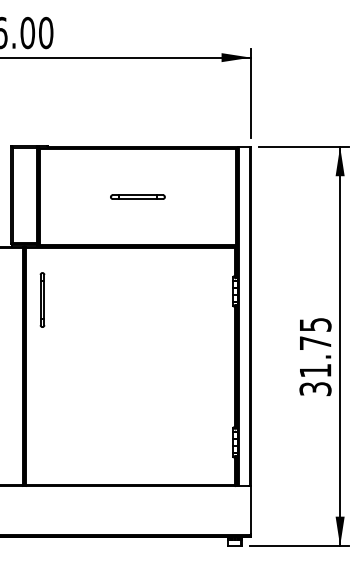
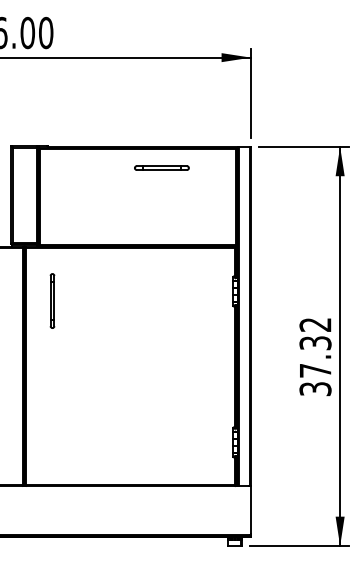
part position: (137, 196) -> (161, 167) (161, 167)
part position: (42, 299) -> (52, 300) (52, 300)
text: 31.75 -> 37.32 (315, 347)
